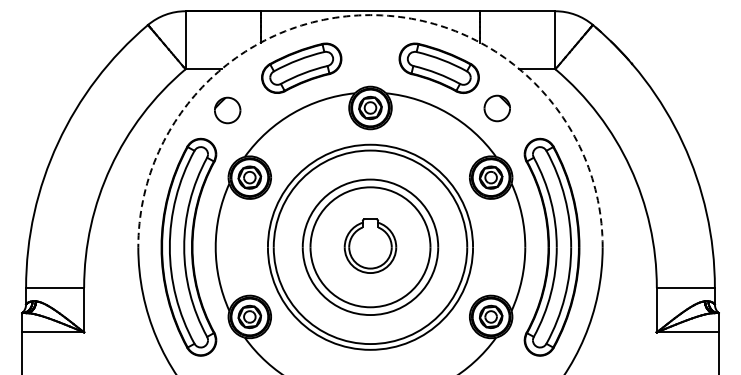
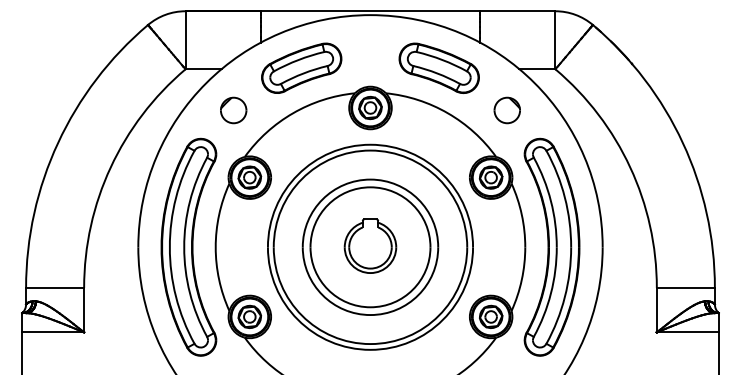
arc: dashed -> solid (370, 15)
part position: (496, 108) -> (506, 110) (506, 110)
part position: (227, 110) -> (233, 110) (233, 110)
